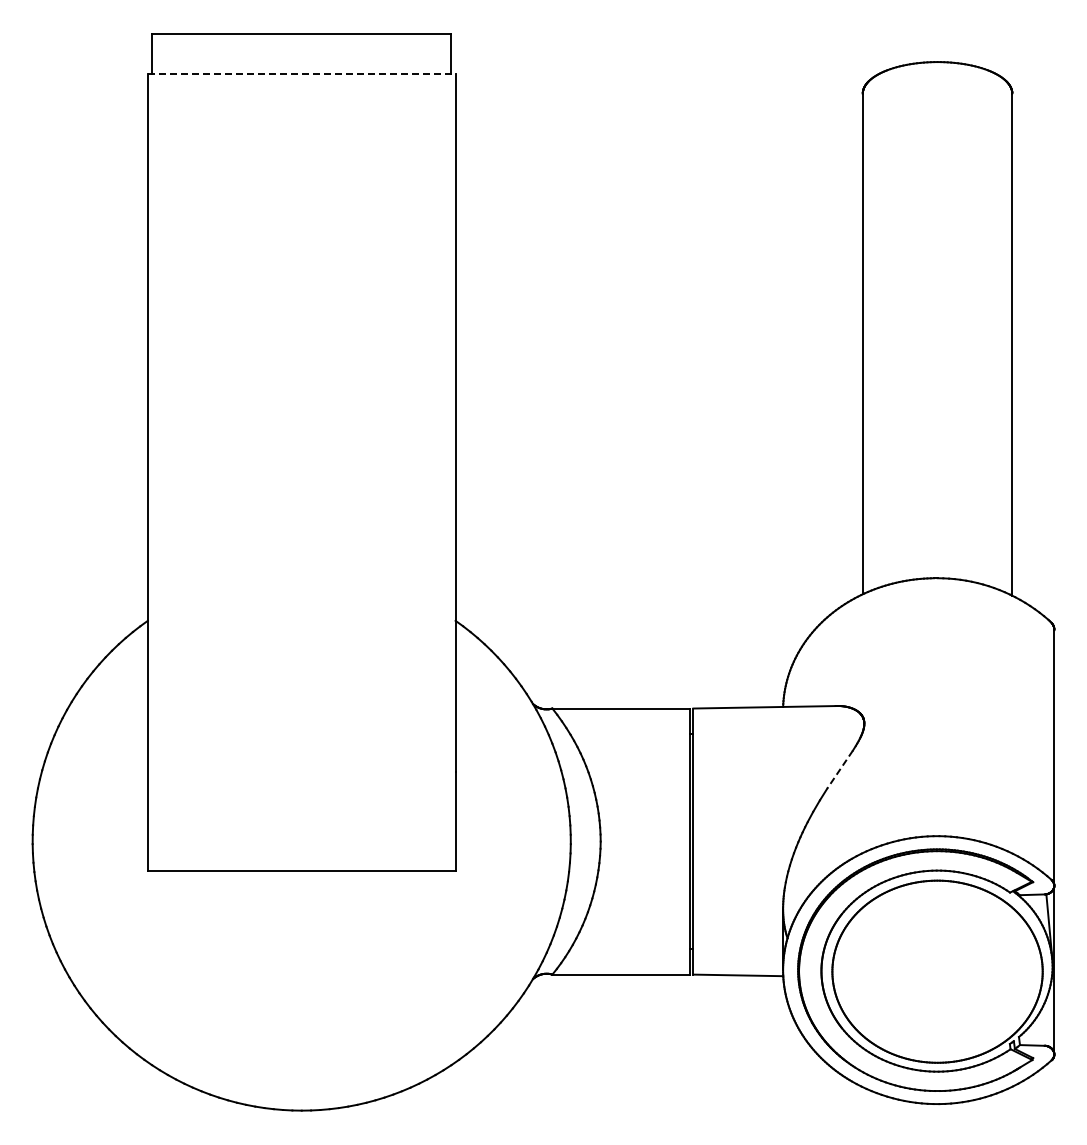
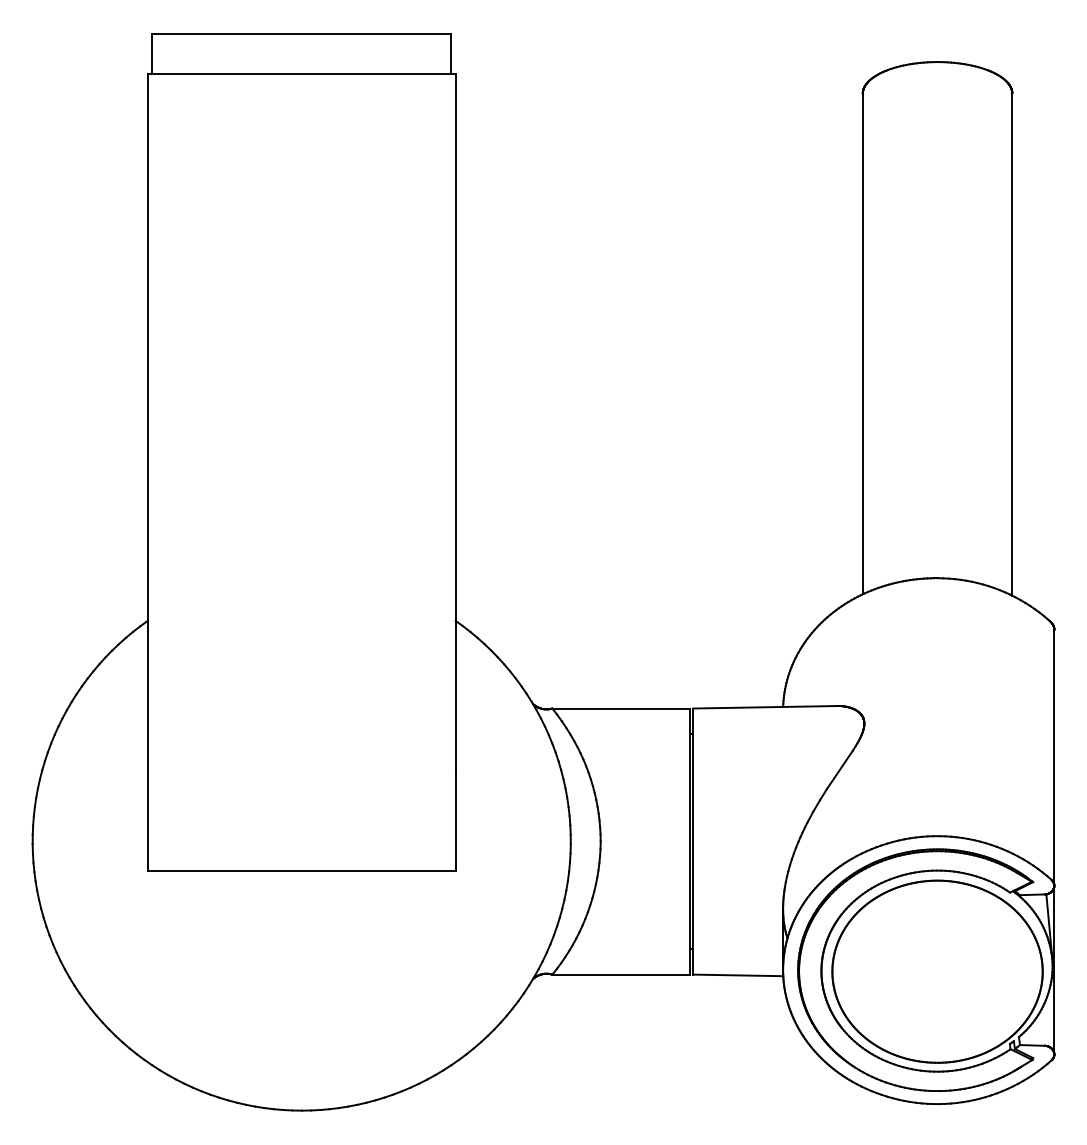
line: dashed -> solid (301, 74)
line: dashed -> solid (840, 769)
